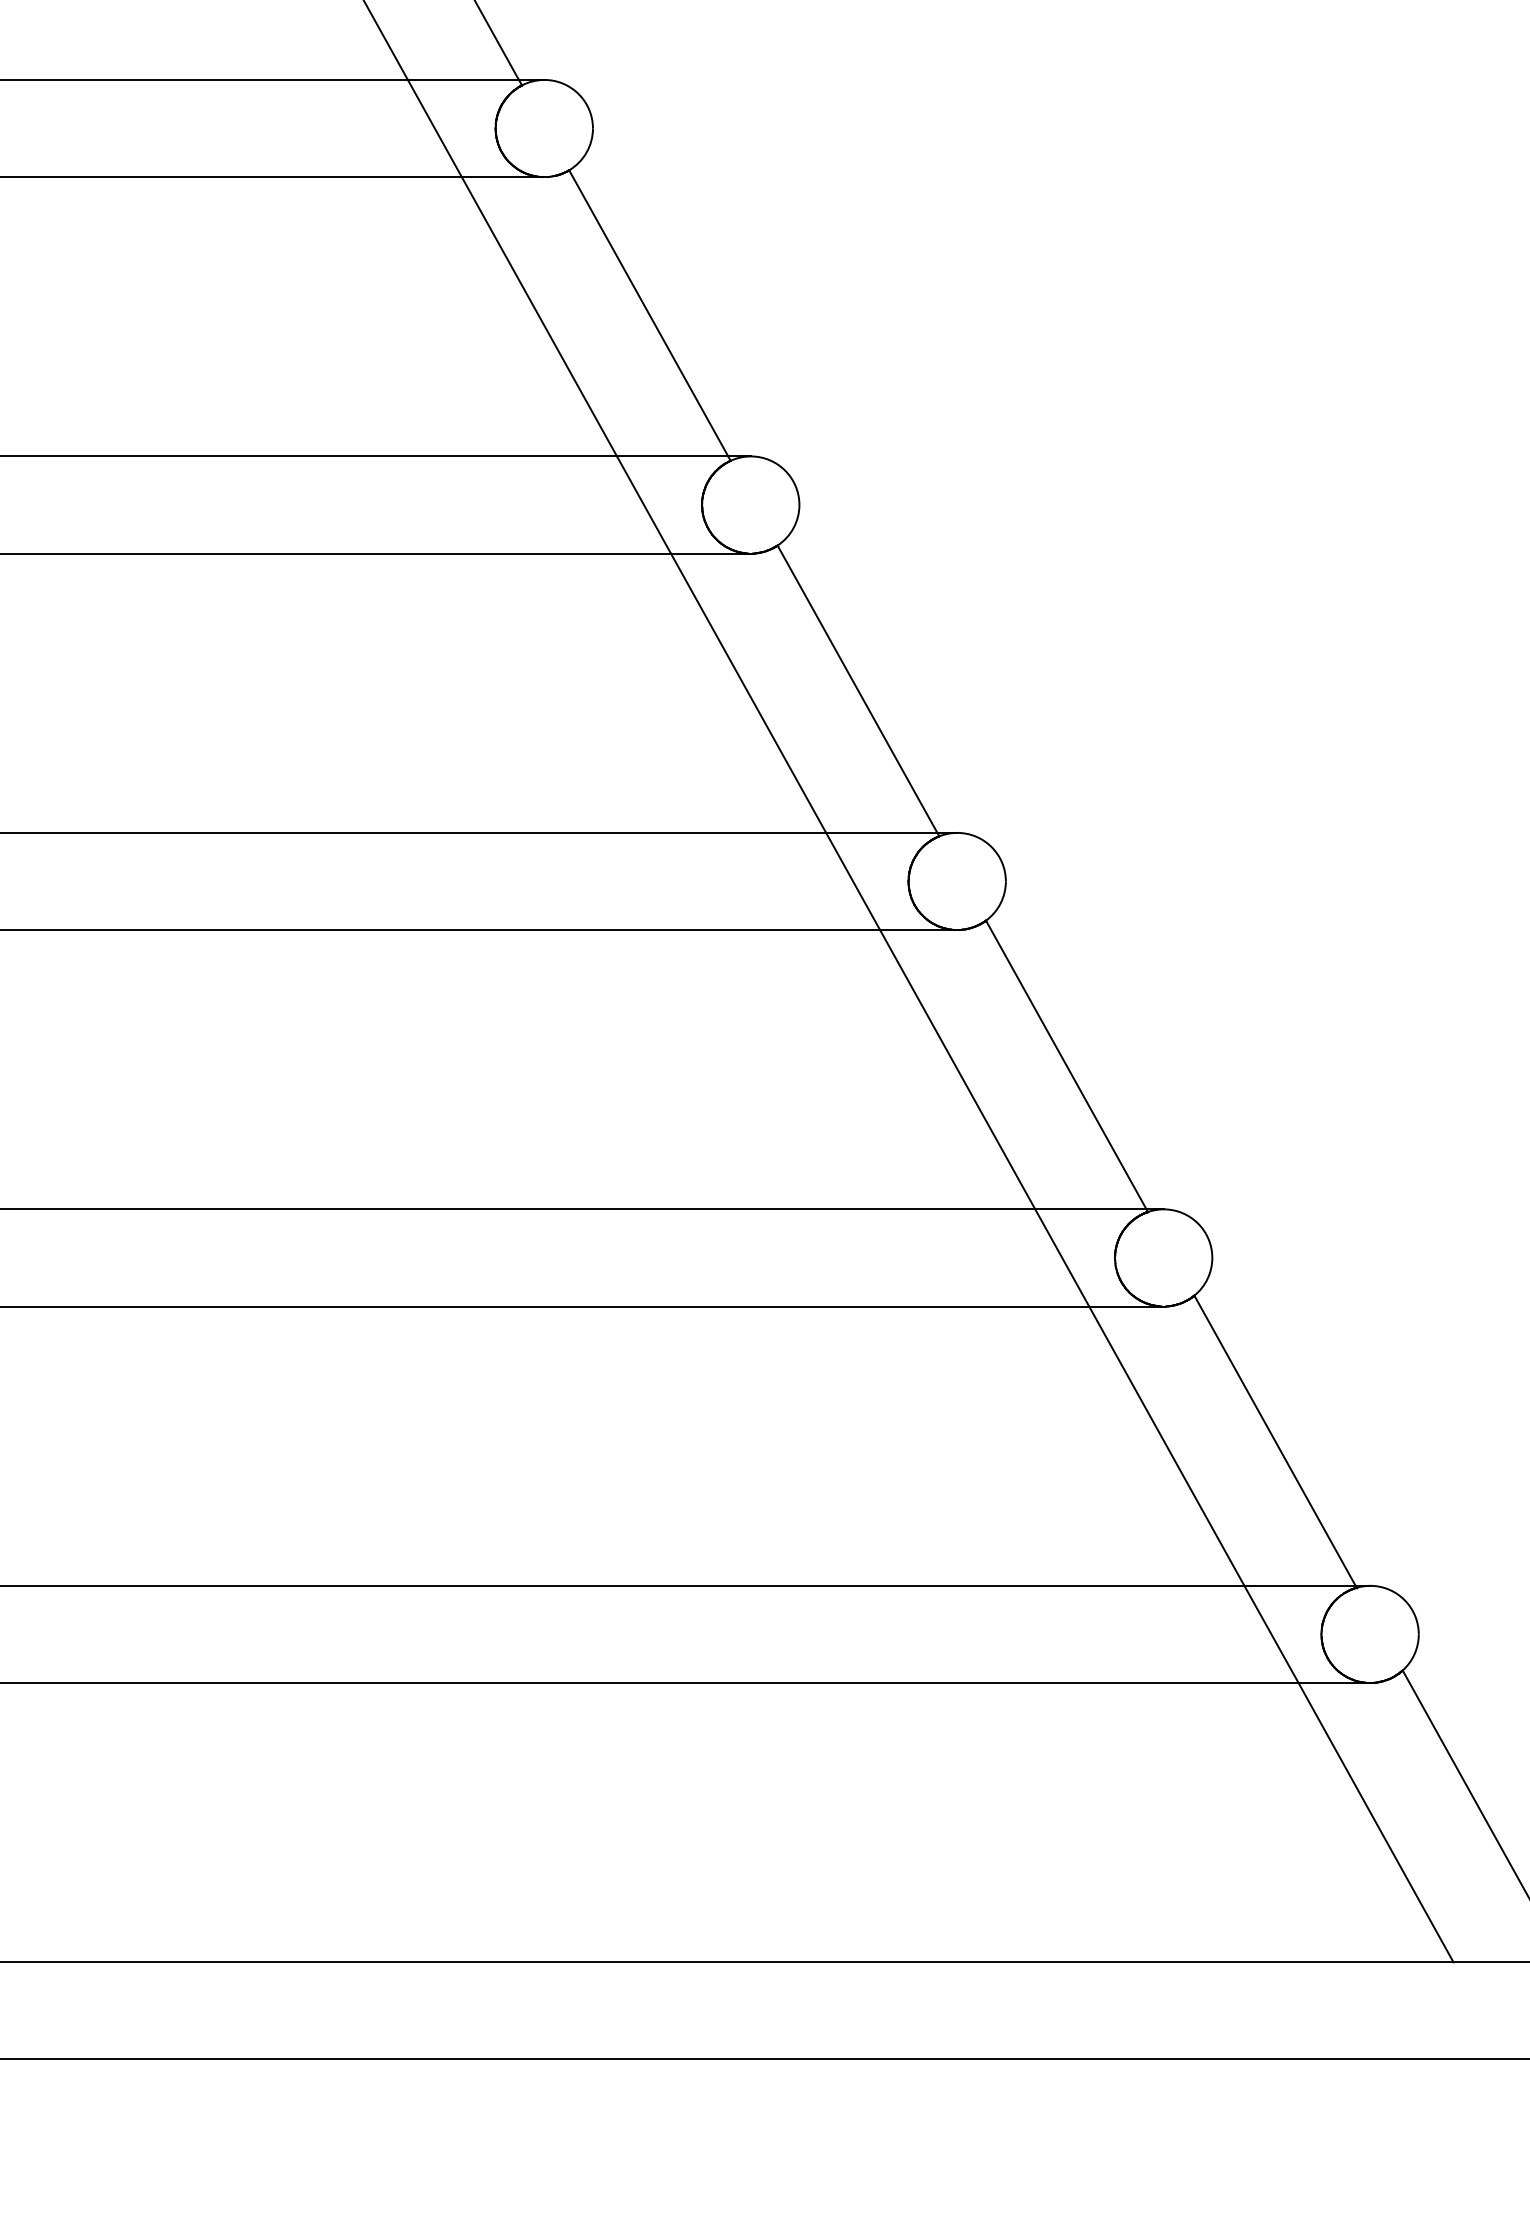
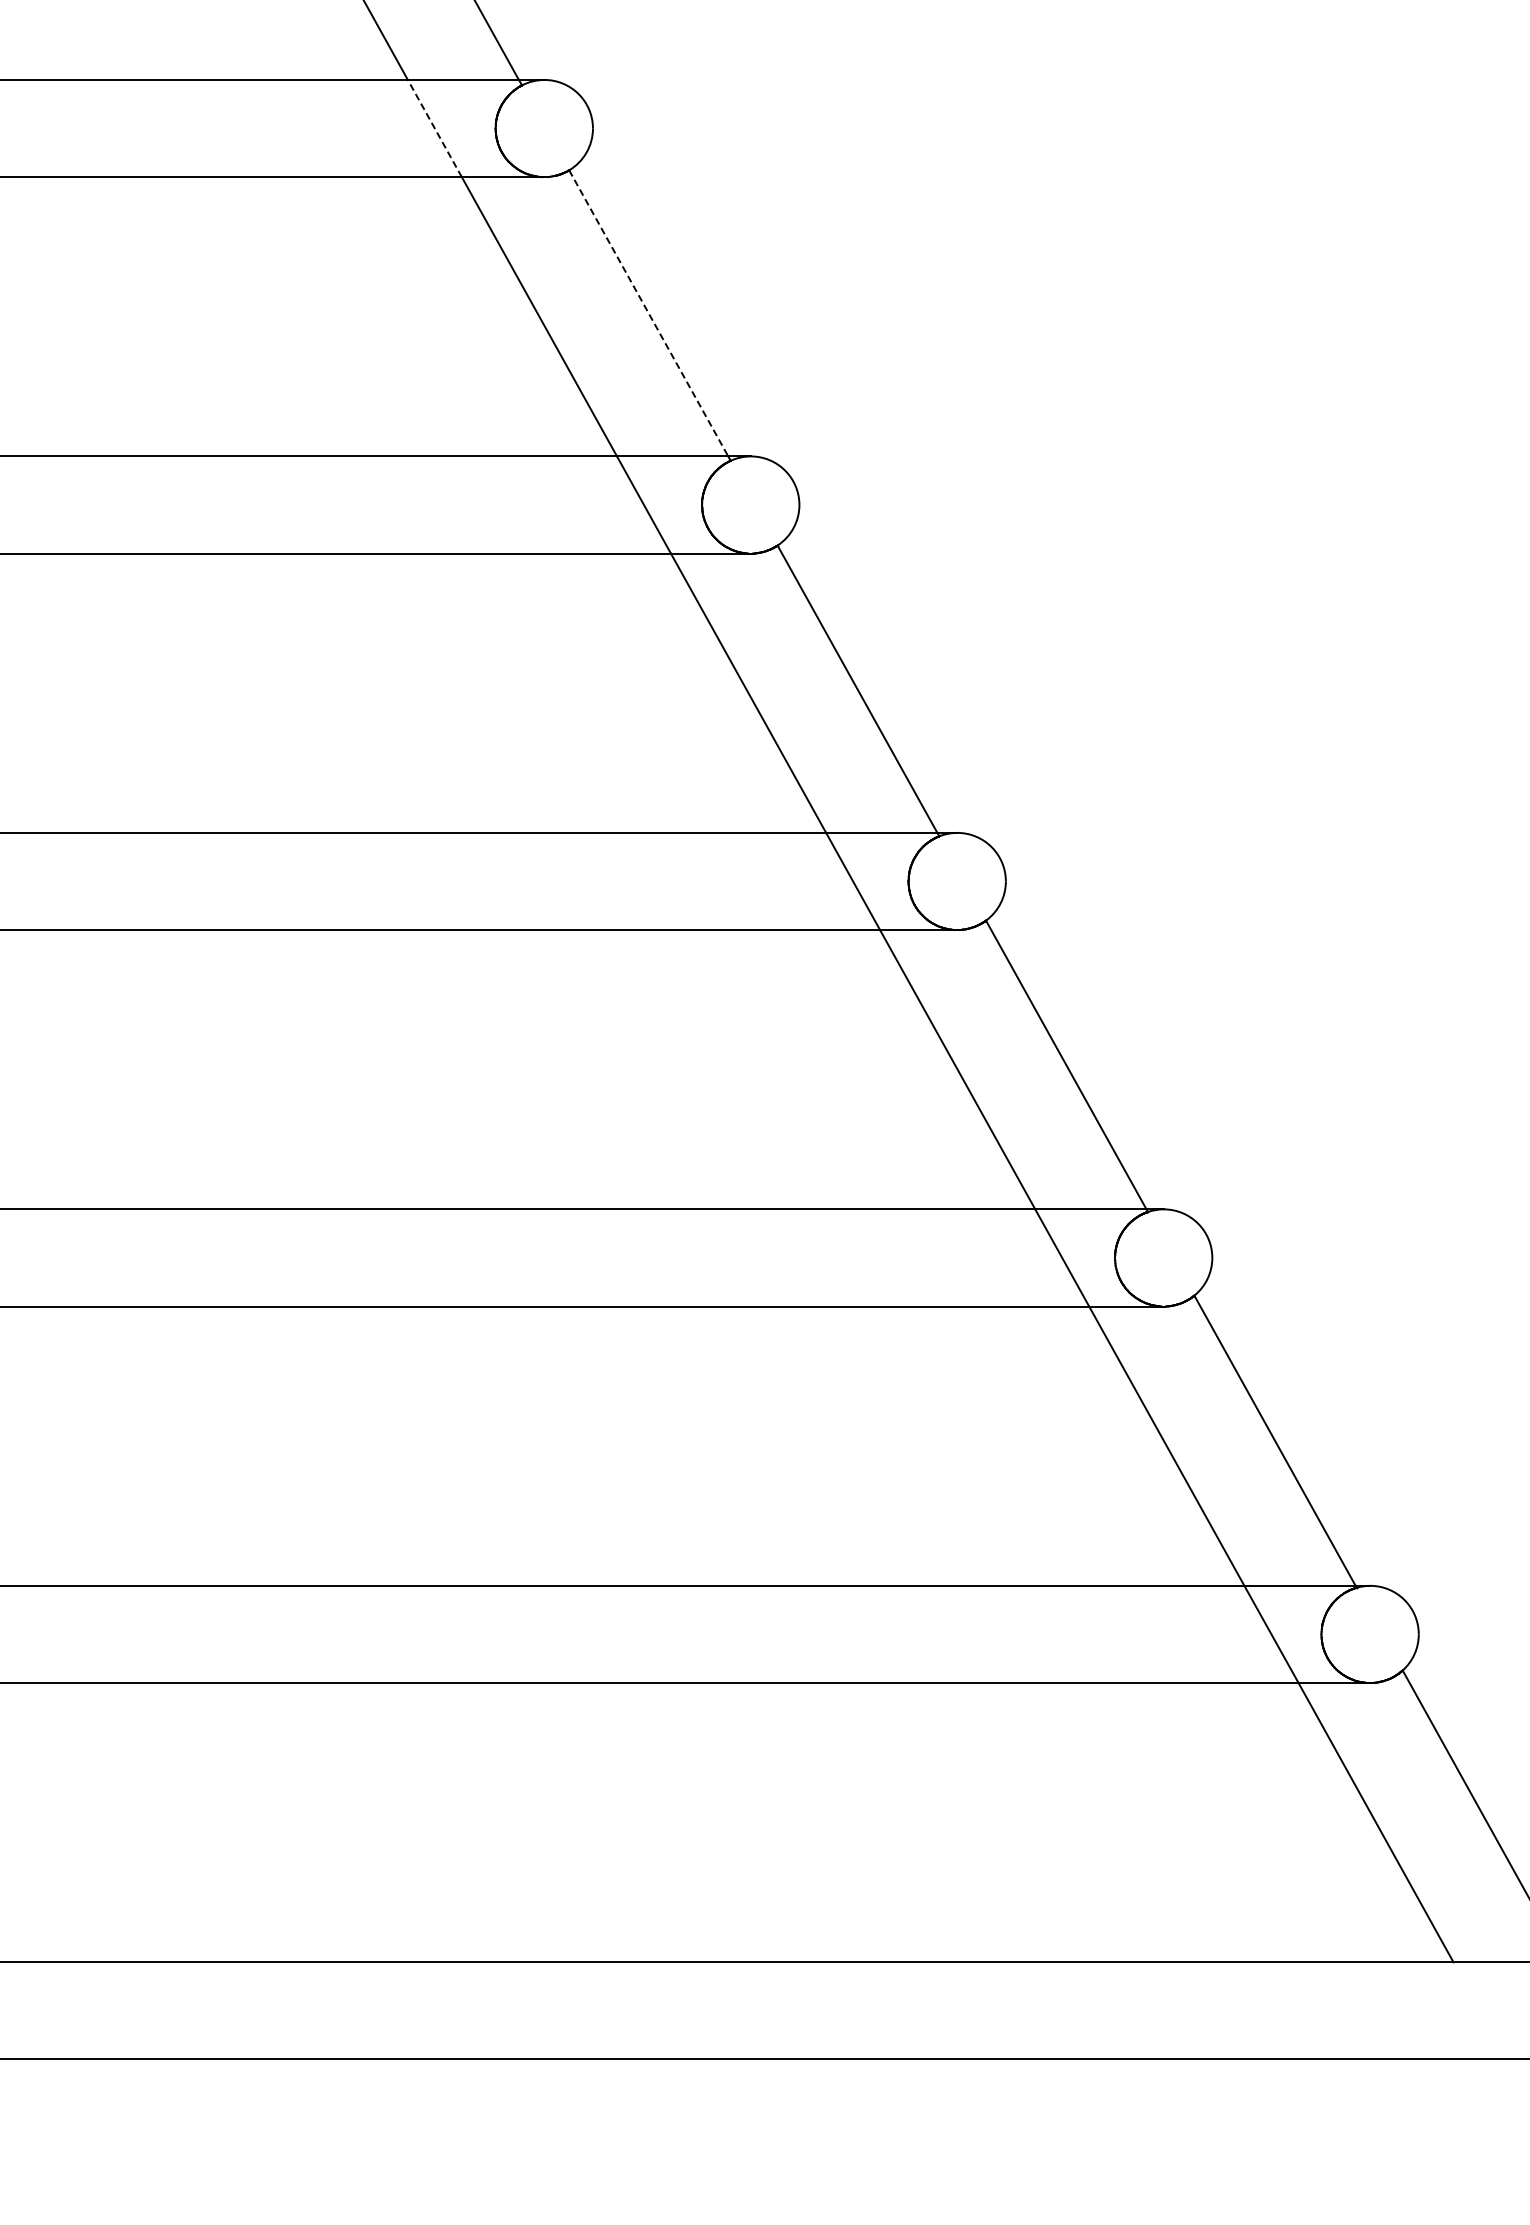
line: solid -> dashed (434, 128)
line: solid -> dashed (648, 313)
